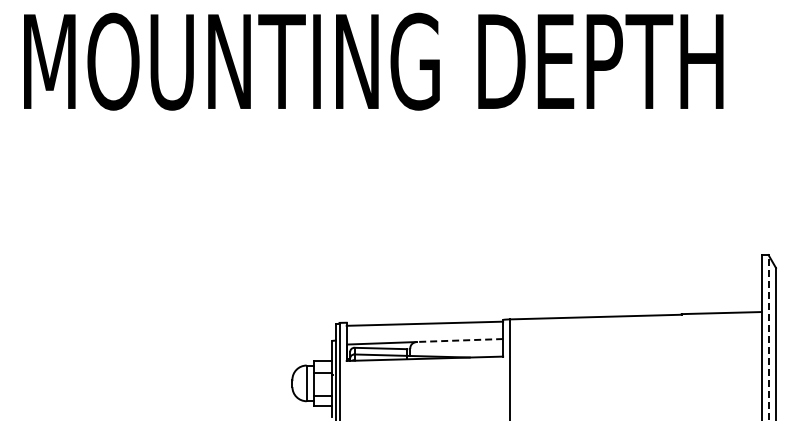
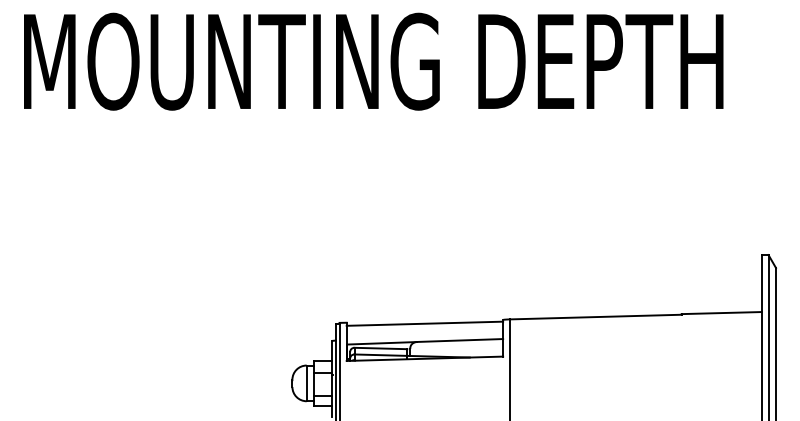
line: dashed -> solid (768, 337)
line: dashed -> solid (460, 340)
